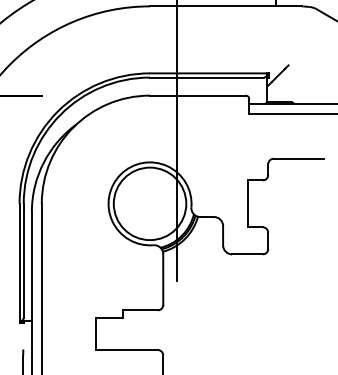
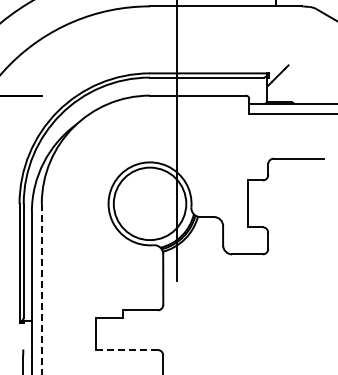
line: solid -> dashed (41, 289)
line: solid -> dashed (126, 350)
